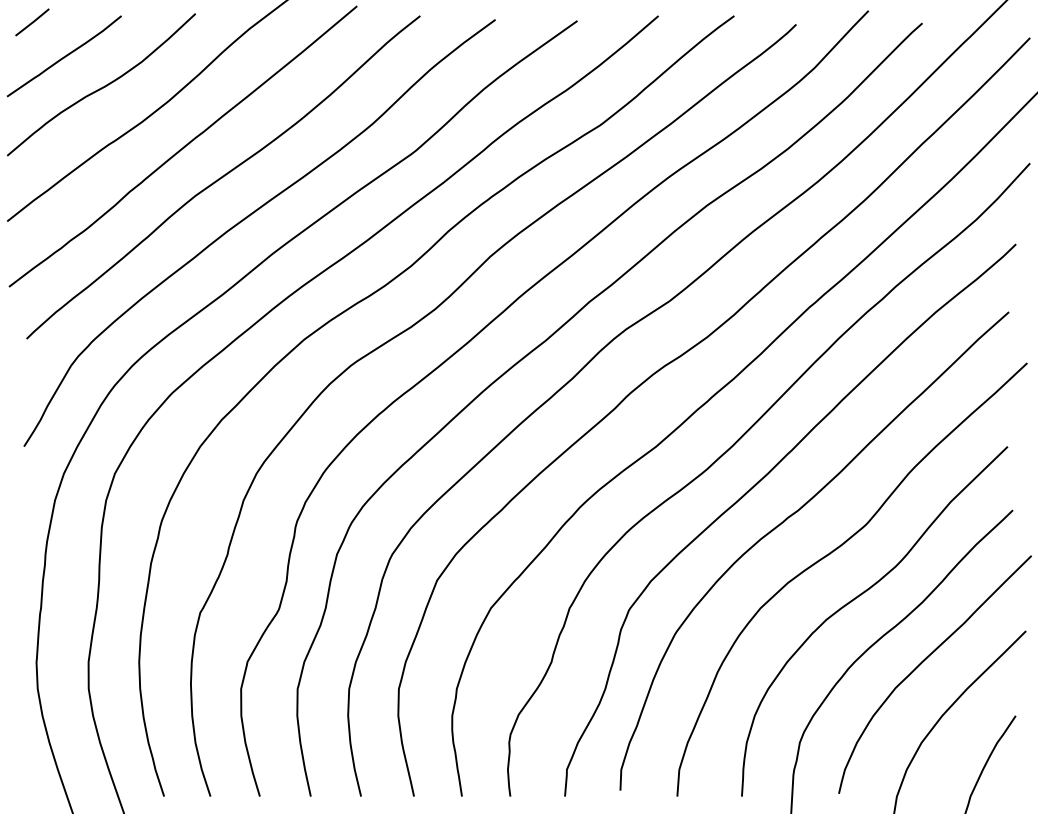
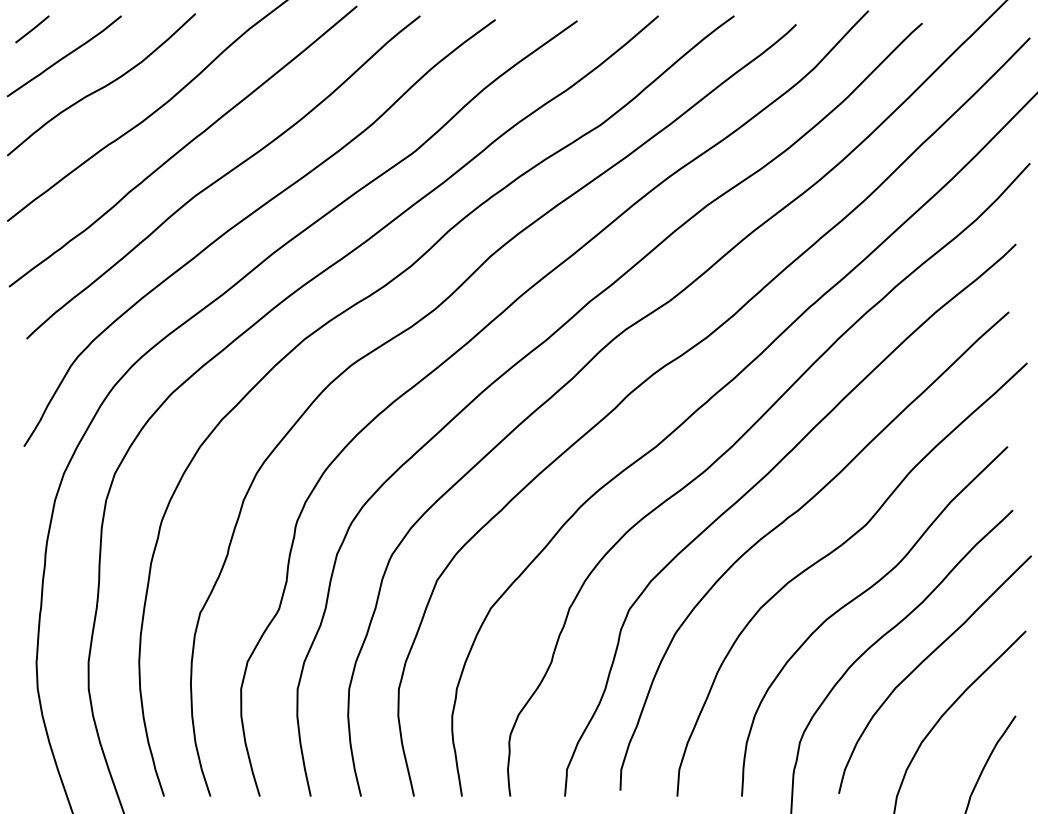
line position: (32, 22) -> (32, 29) (32, 29)
